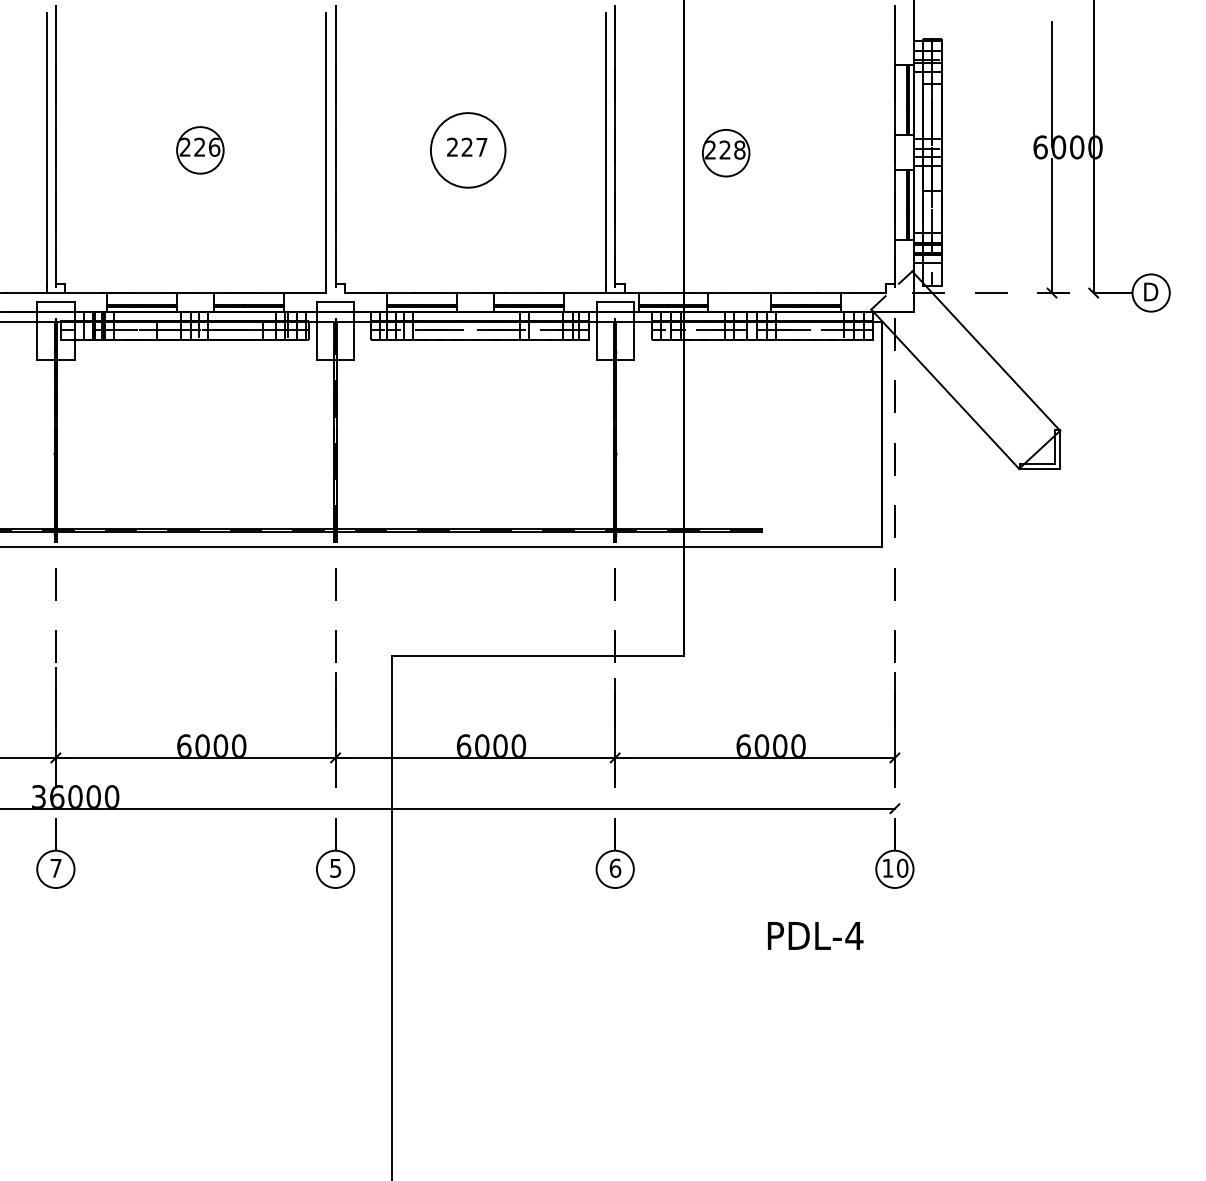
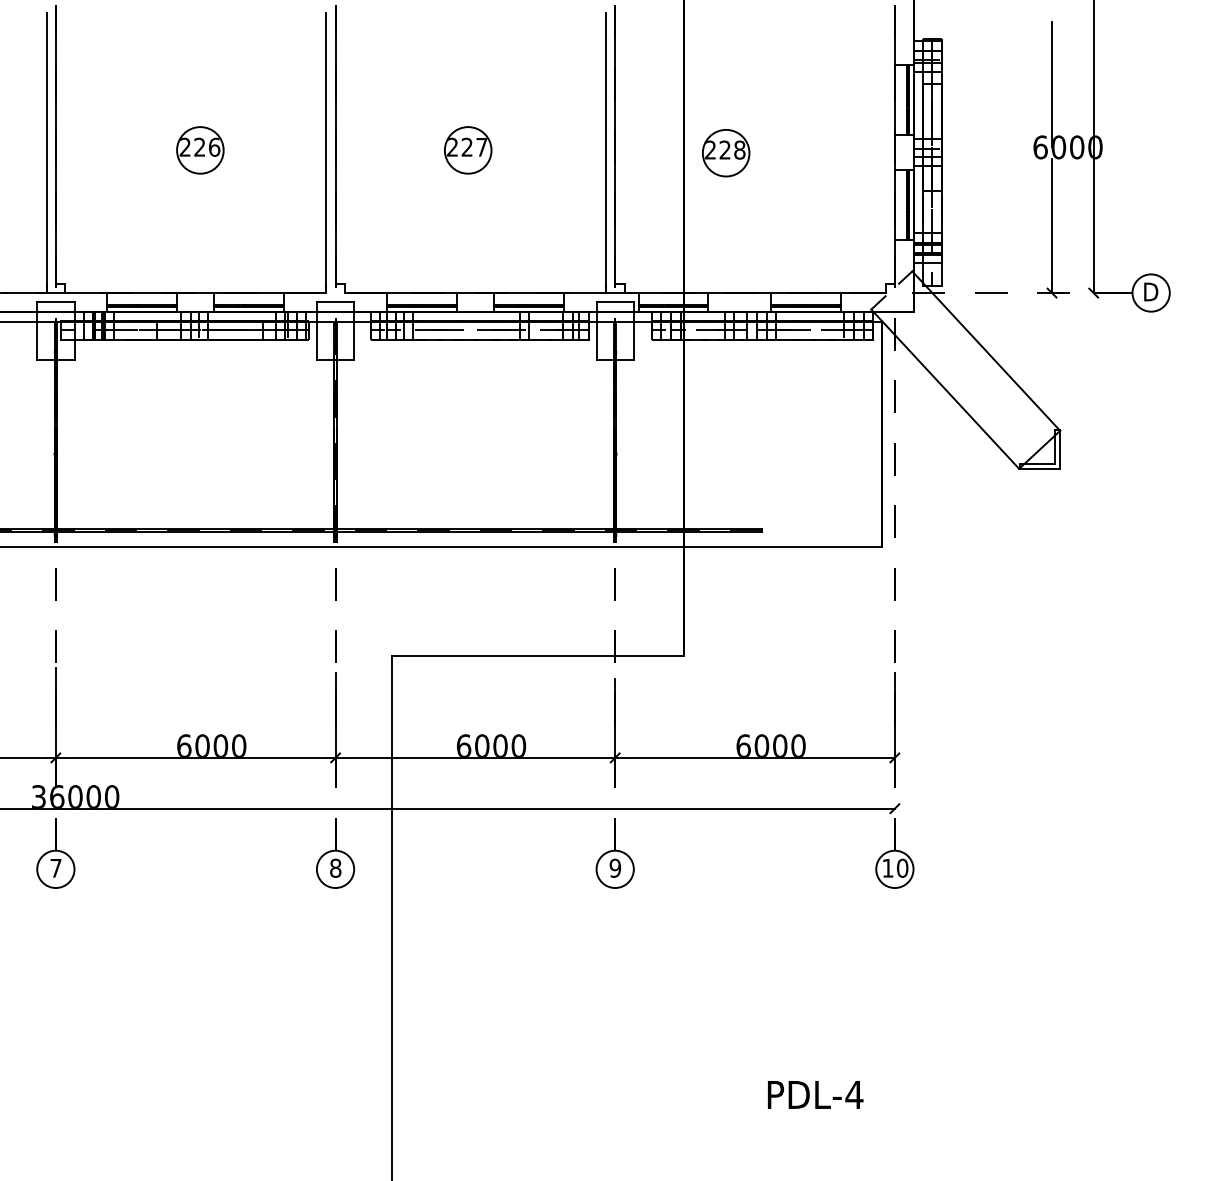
circle diameter: 75 px -> 47 px (467, 150)
text: 5 -> 8 (335, 867)
text: 6 -> 9 (615, 867)
text position: (815, 935) -> (815, 1094) (815, 1094)
